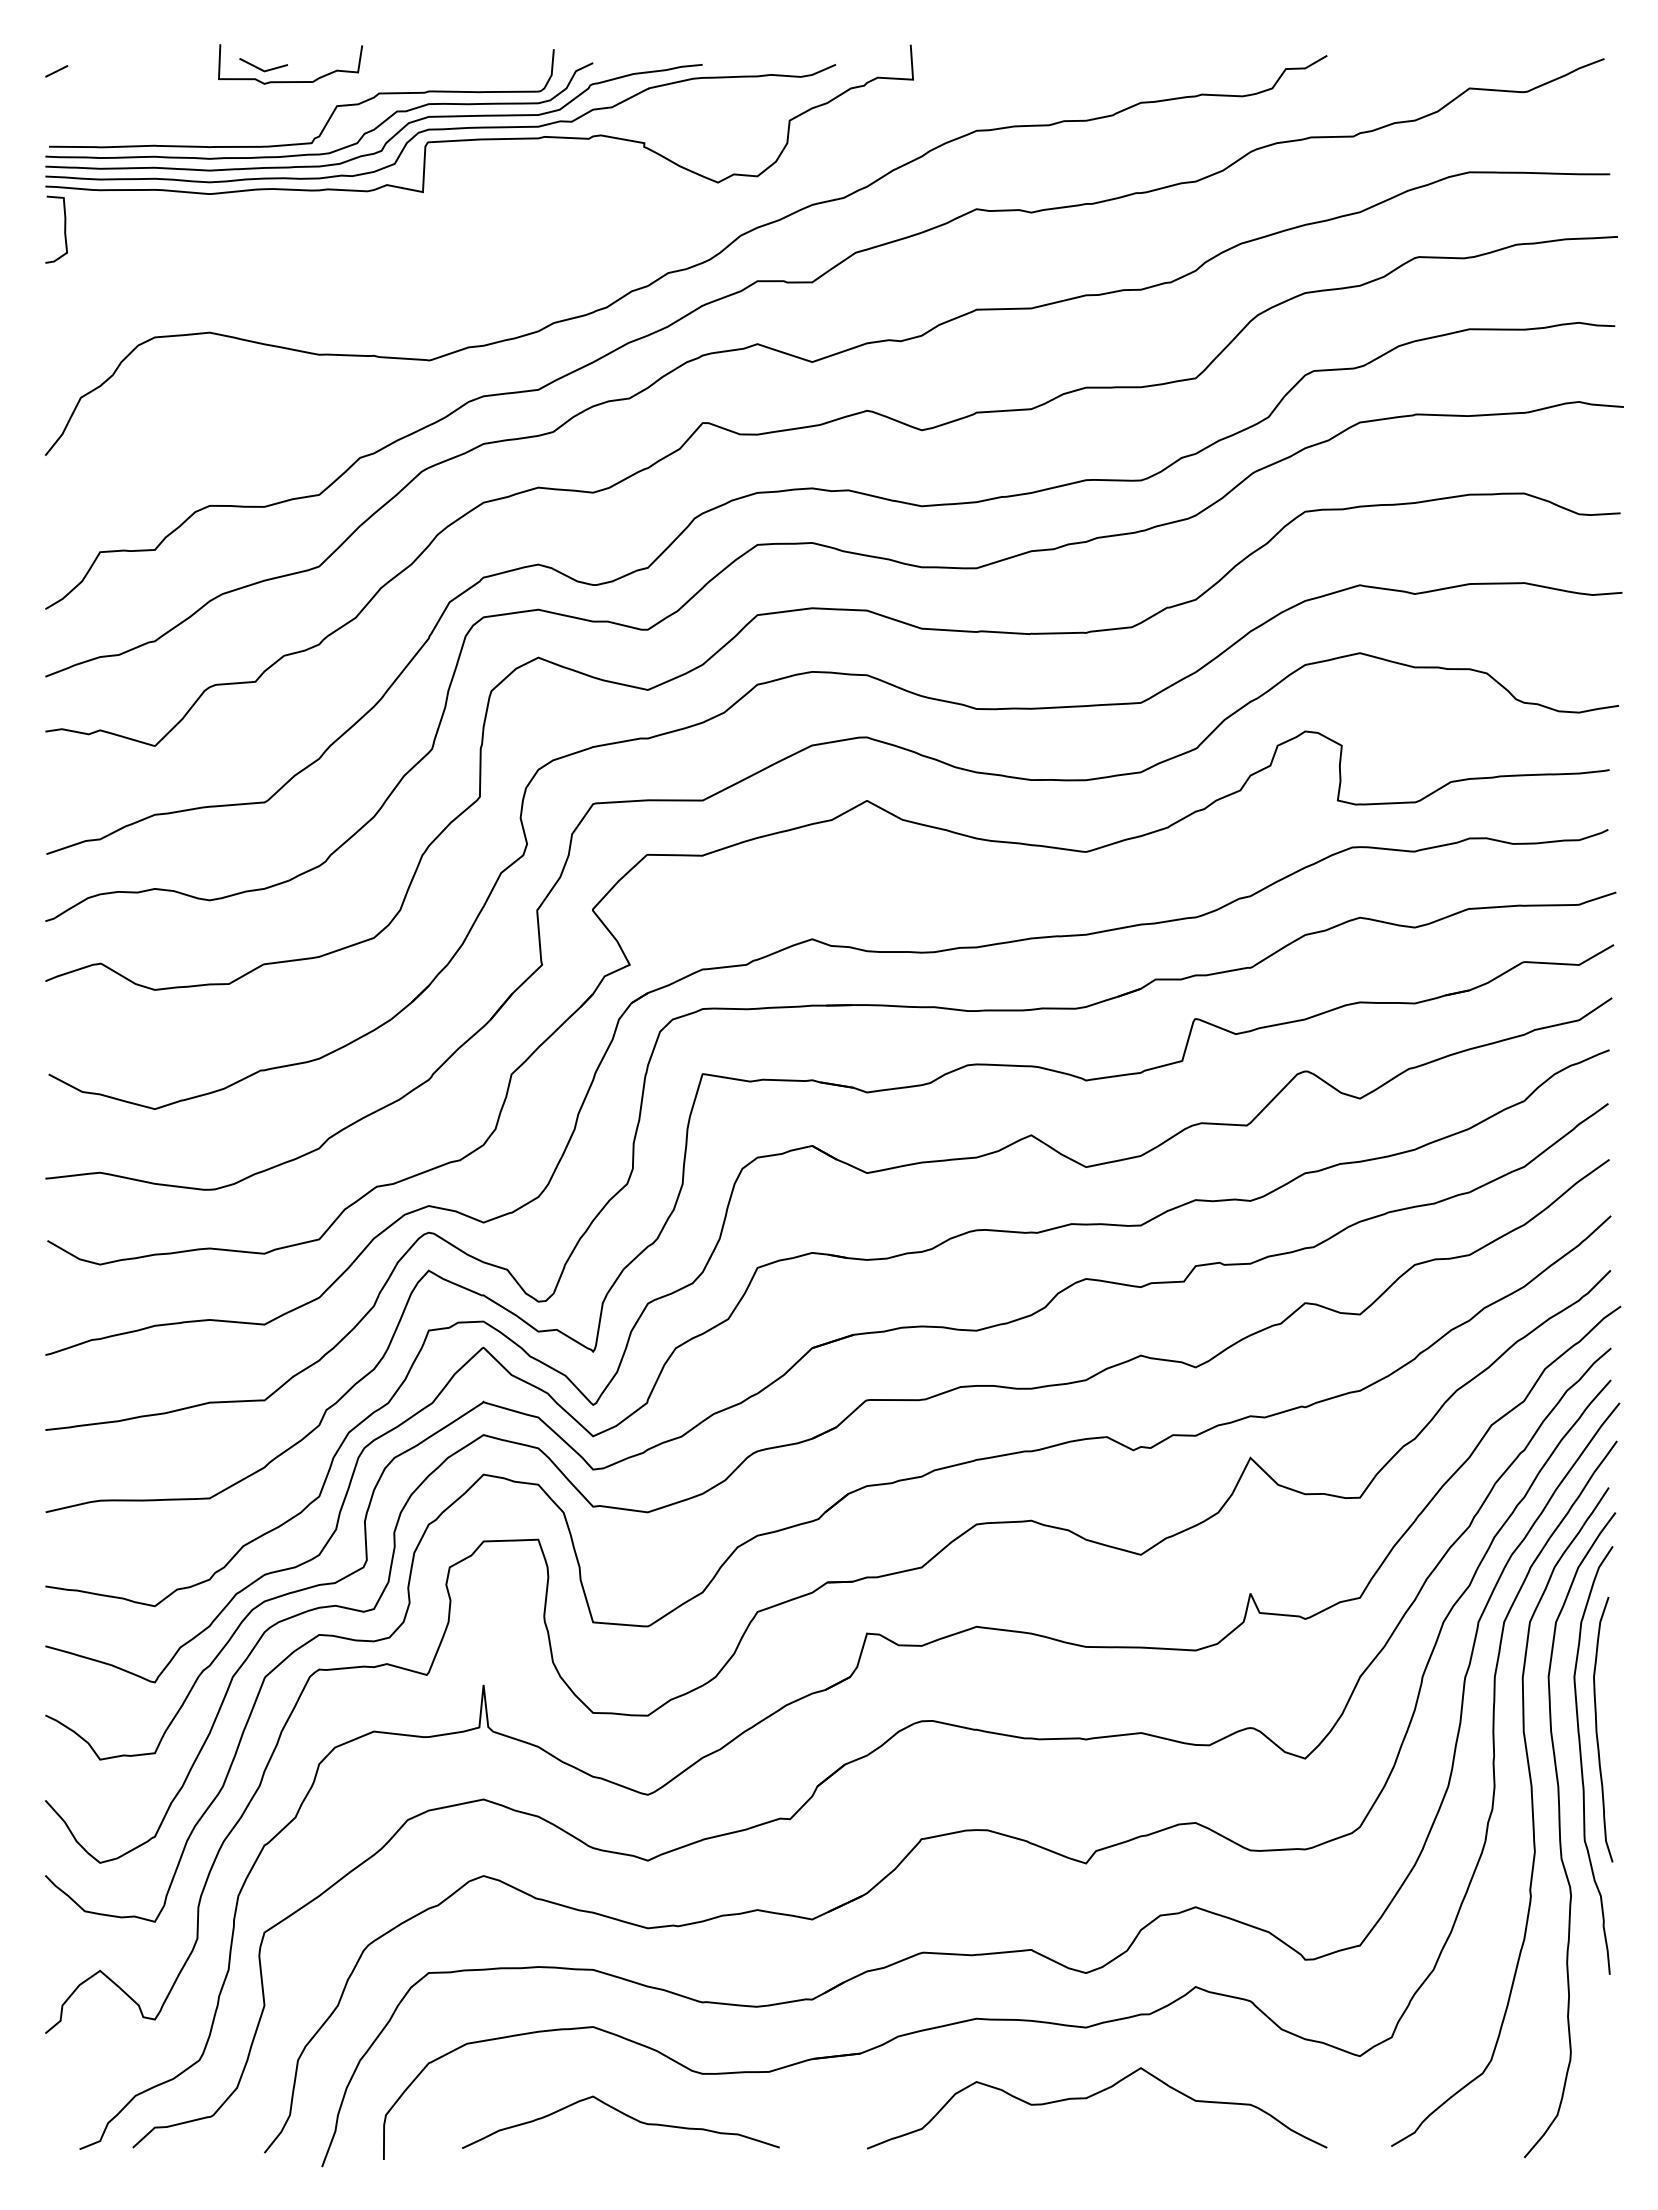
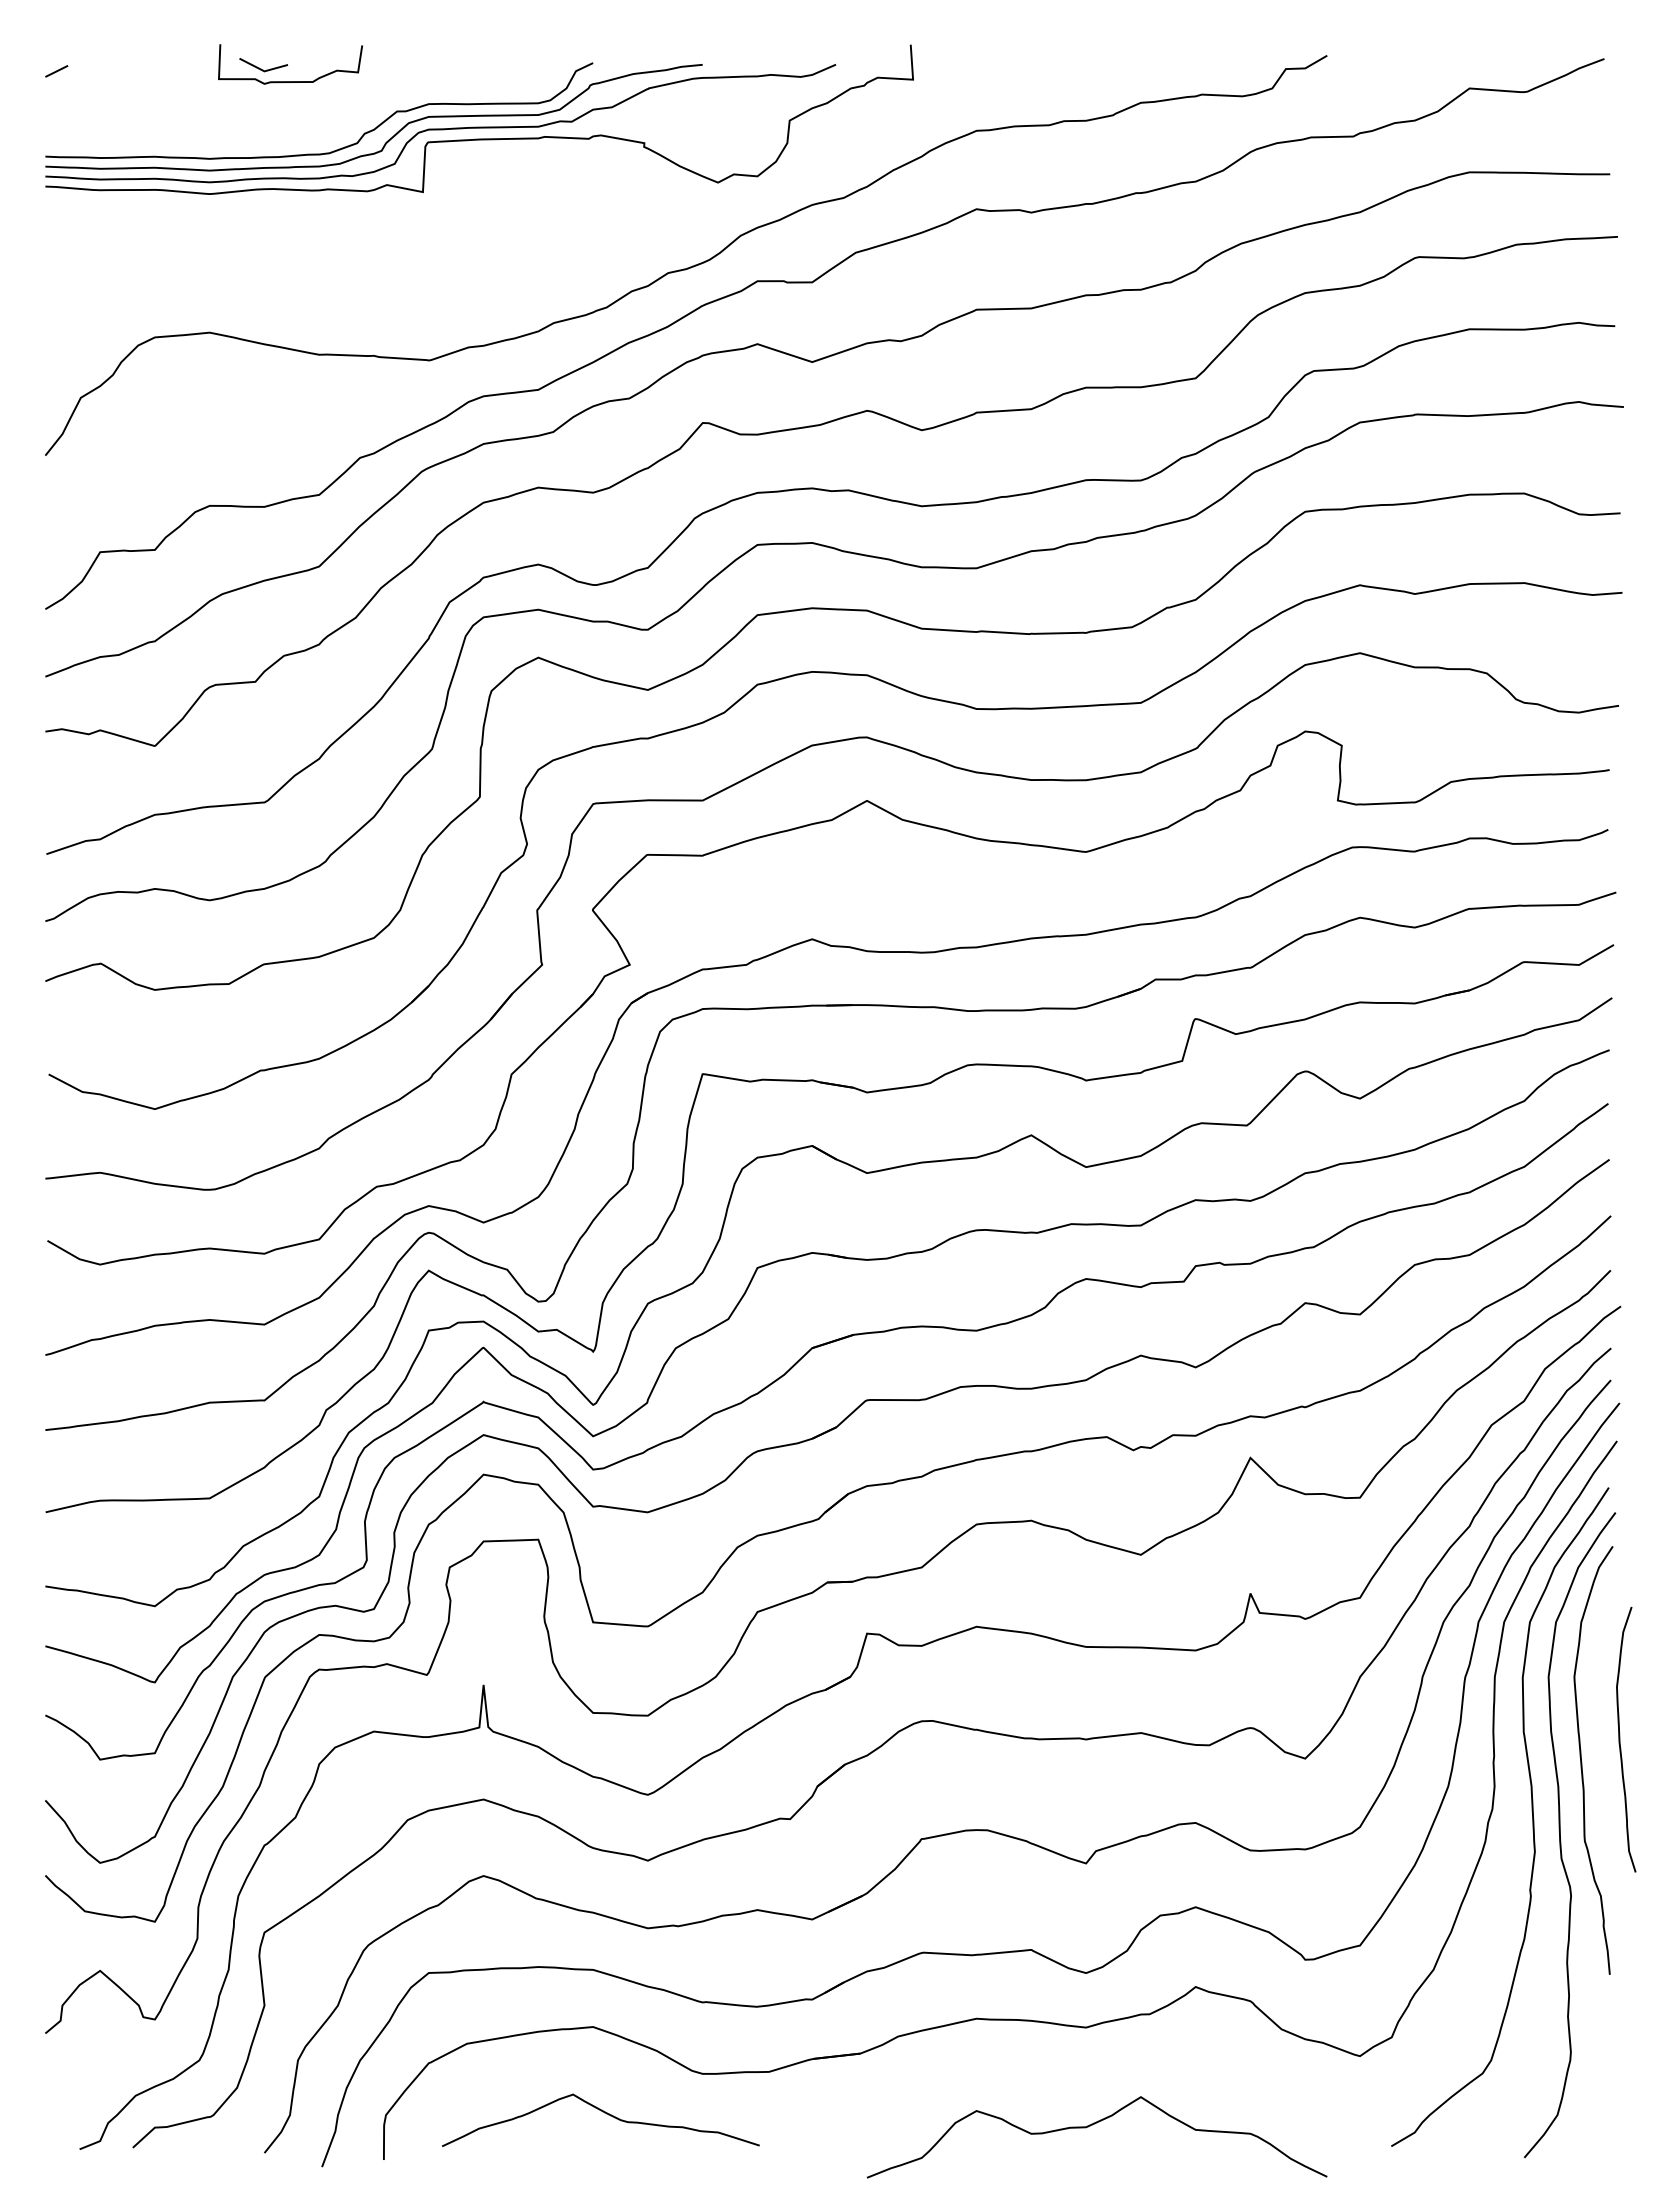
curve: present -> none (329, 116)
curve: present -> none (64, 229)
curve position: (1597, 1729) -> (1620, 1739) (1620, 1739)
curve position: (1092, 2096) -> (1092, 2125) (1092, 2125)
curve position: (624, 2115) -> (604, 2113) (604, 2113)
